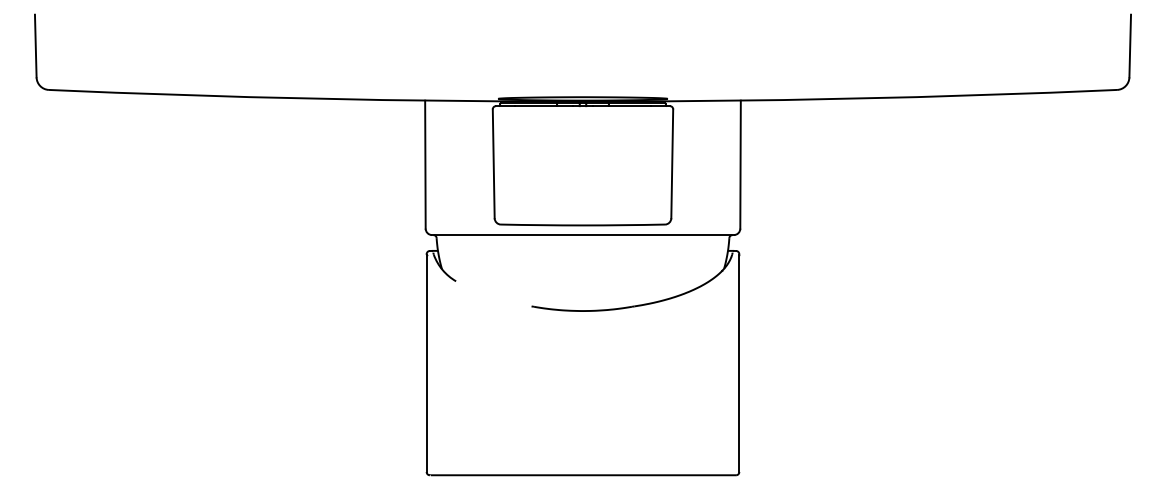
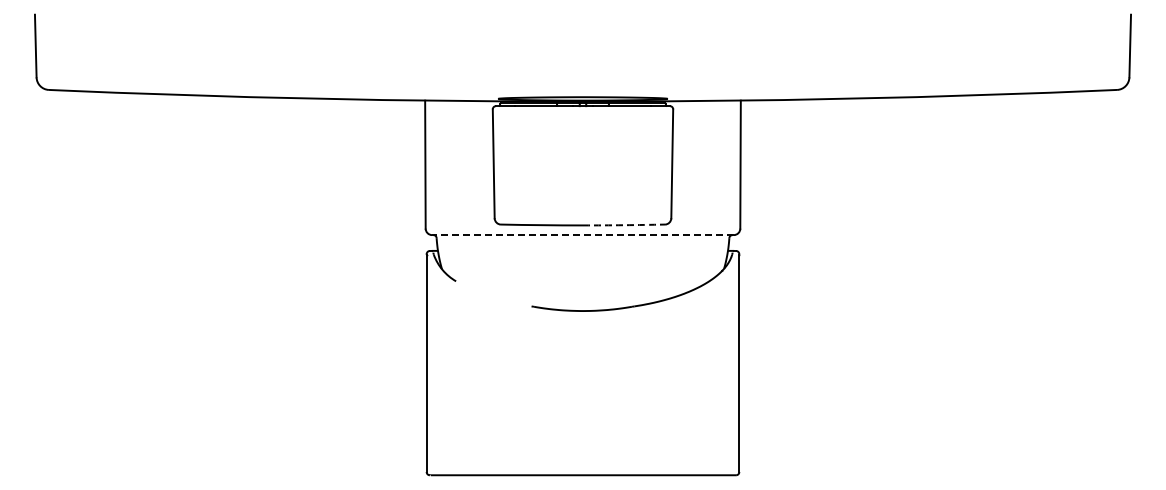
arc: solid -> dashed (623, 225)
line: solid -> dashed (582, 235)
